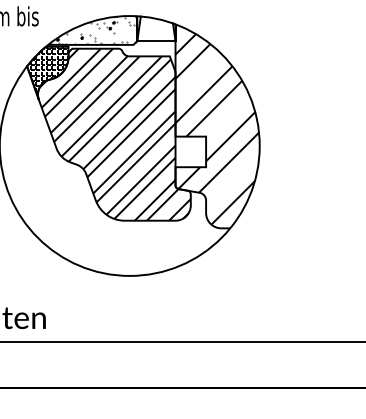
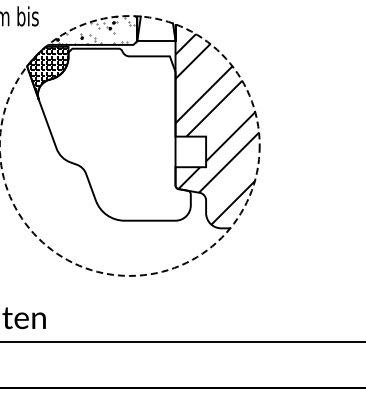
hatch: present -> none (114, 134)
circle: solid -> dashed (129, 145)
